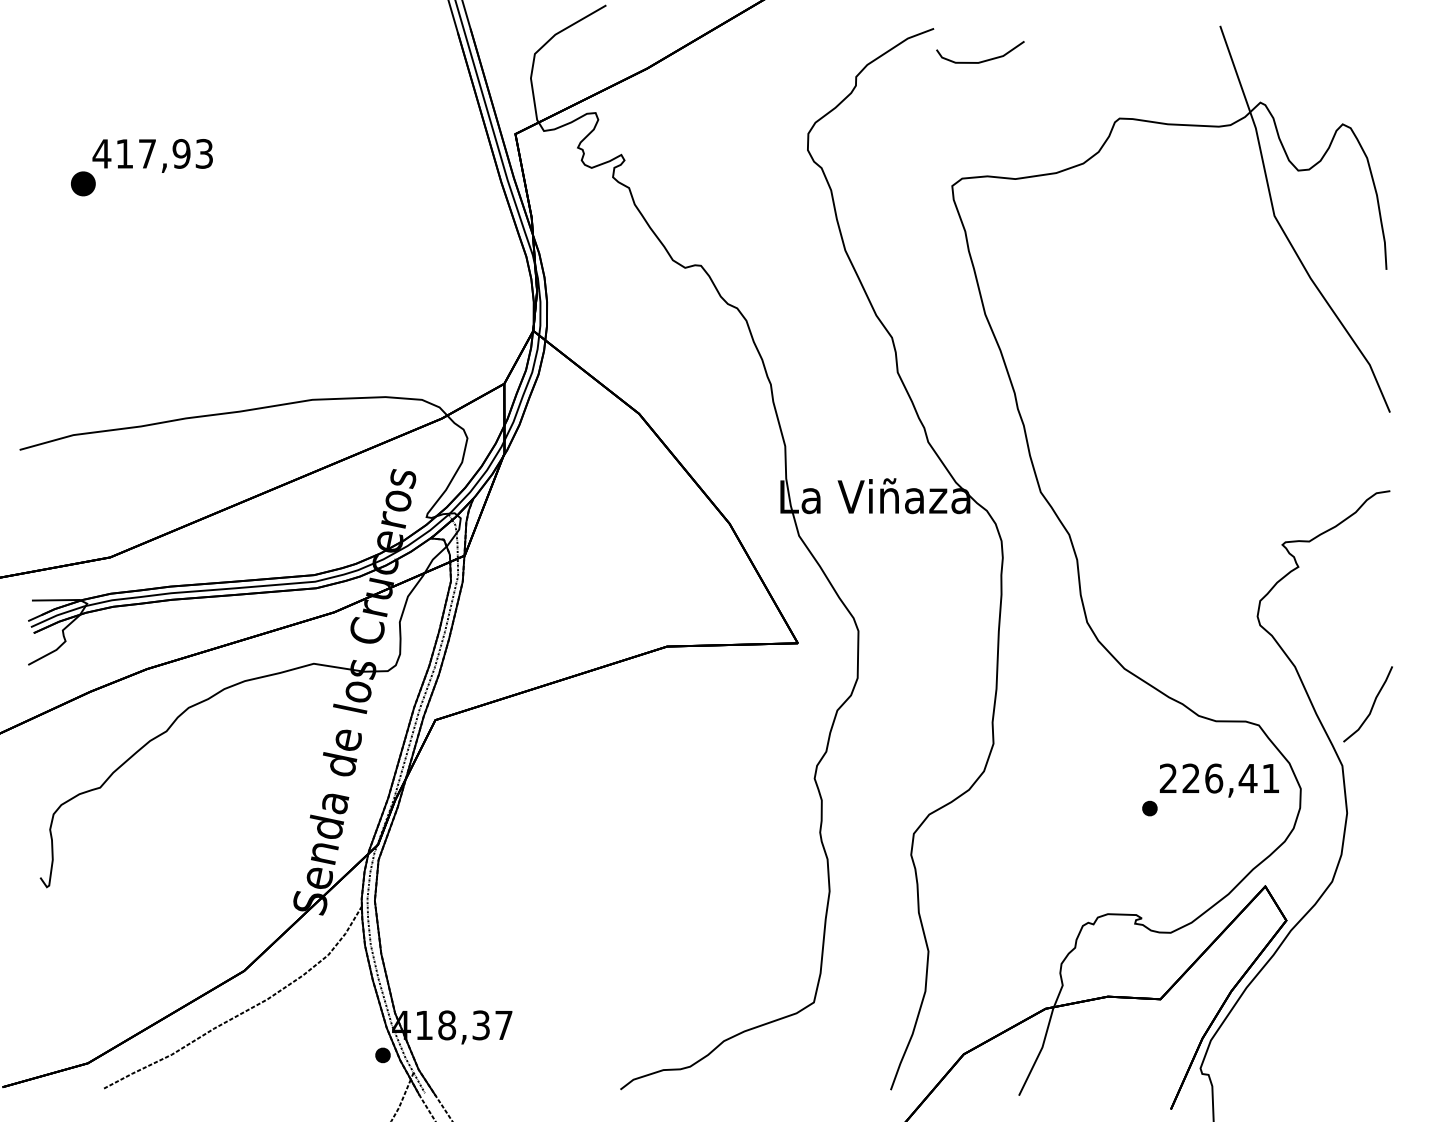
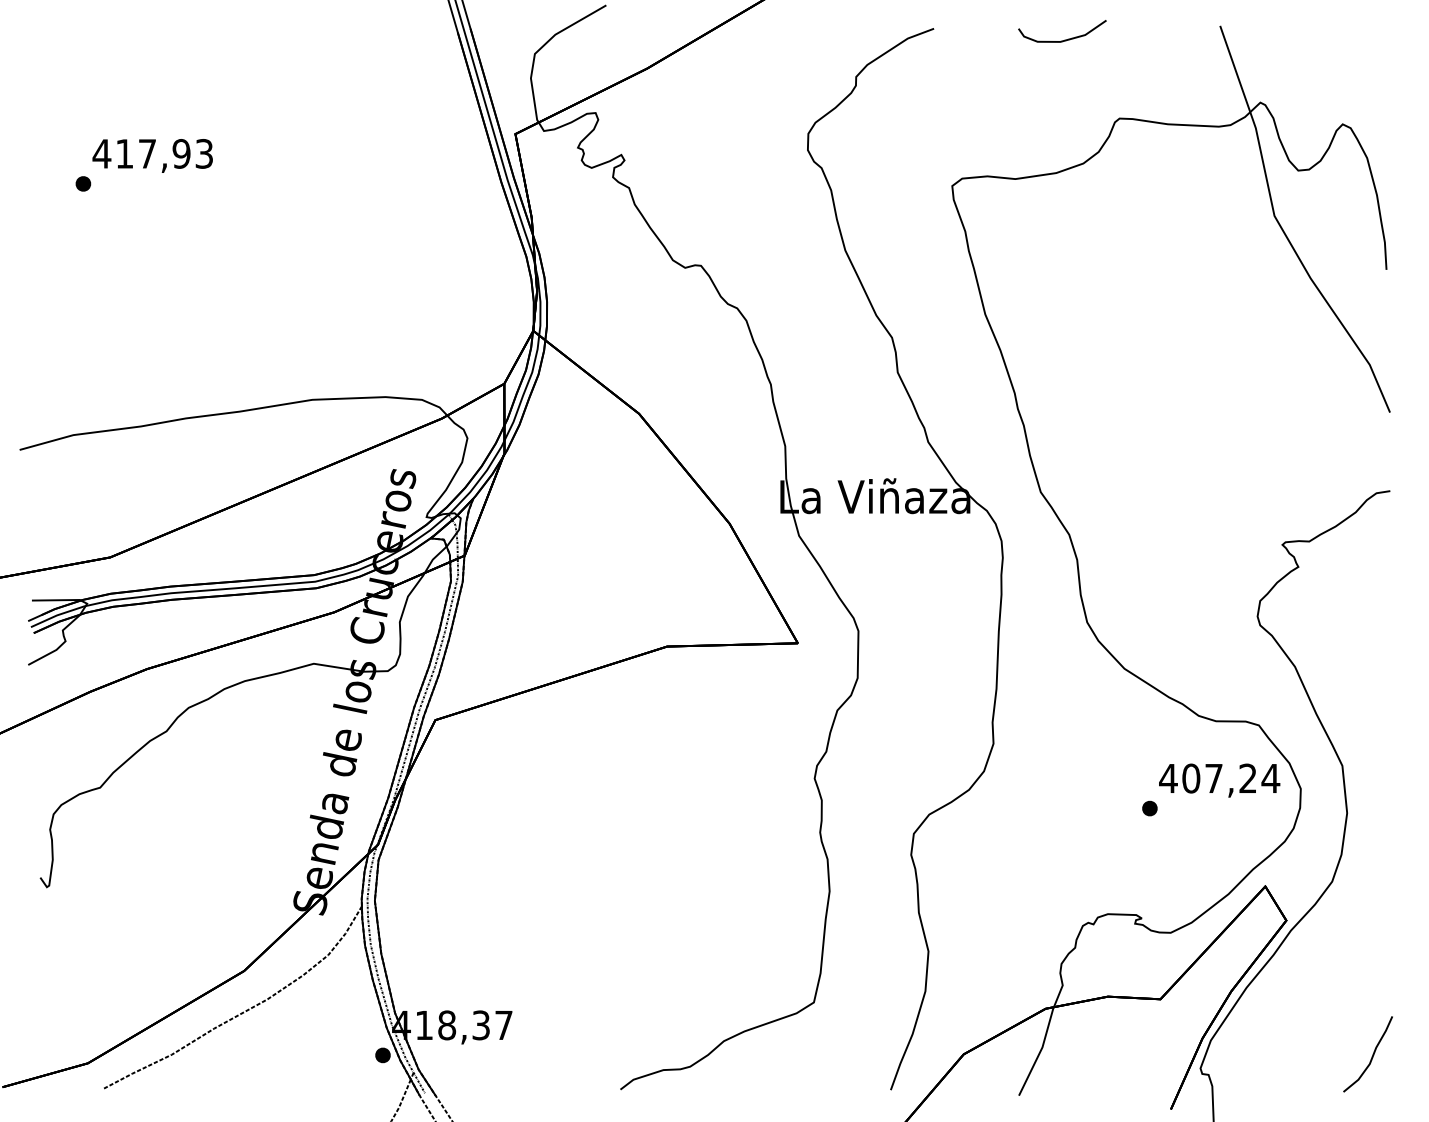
curve position: (982, 60) -> (1064, 39) (1064, 39)
part size: 25x26 px -> 17x16 px (83, 183)
part position: (1367, 704) -> (1367, 1054) (1367, 1054)
text: 226,41 -> 407,24 (1219, 778)
